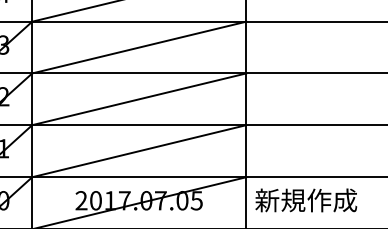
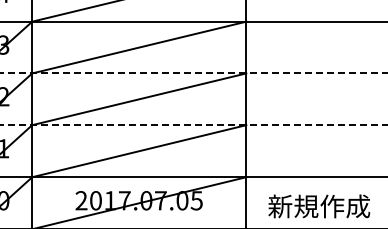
line: solid -> dashed (194, 73)
line: solid -> dashed (194, 125)
text position: (306, 200) -> (319, 206) (319, 206)
